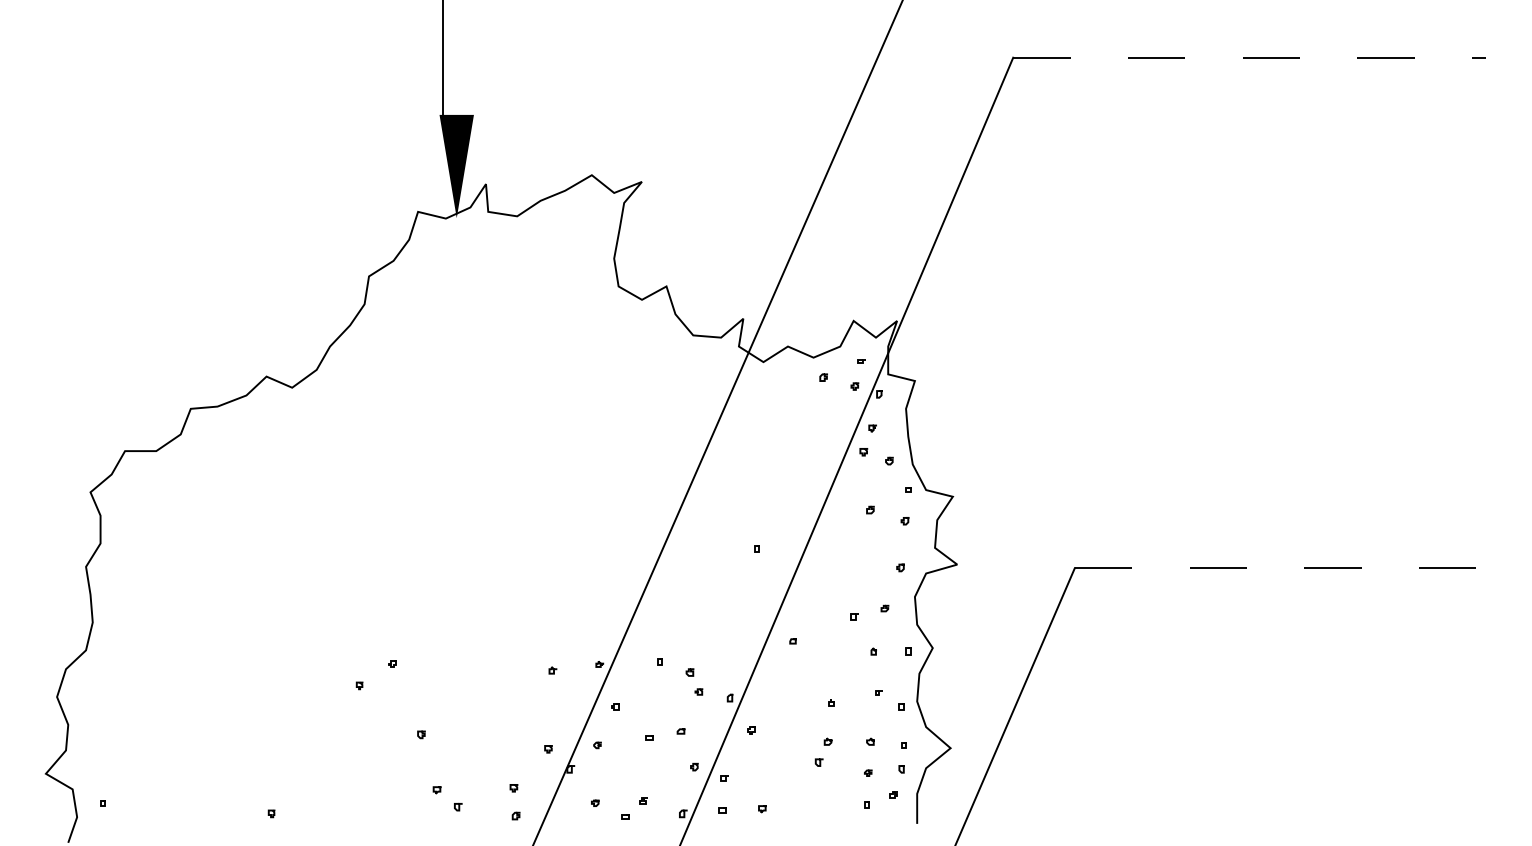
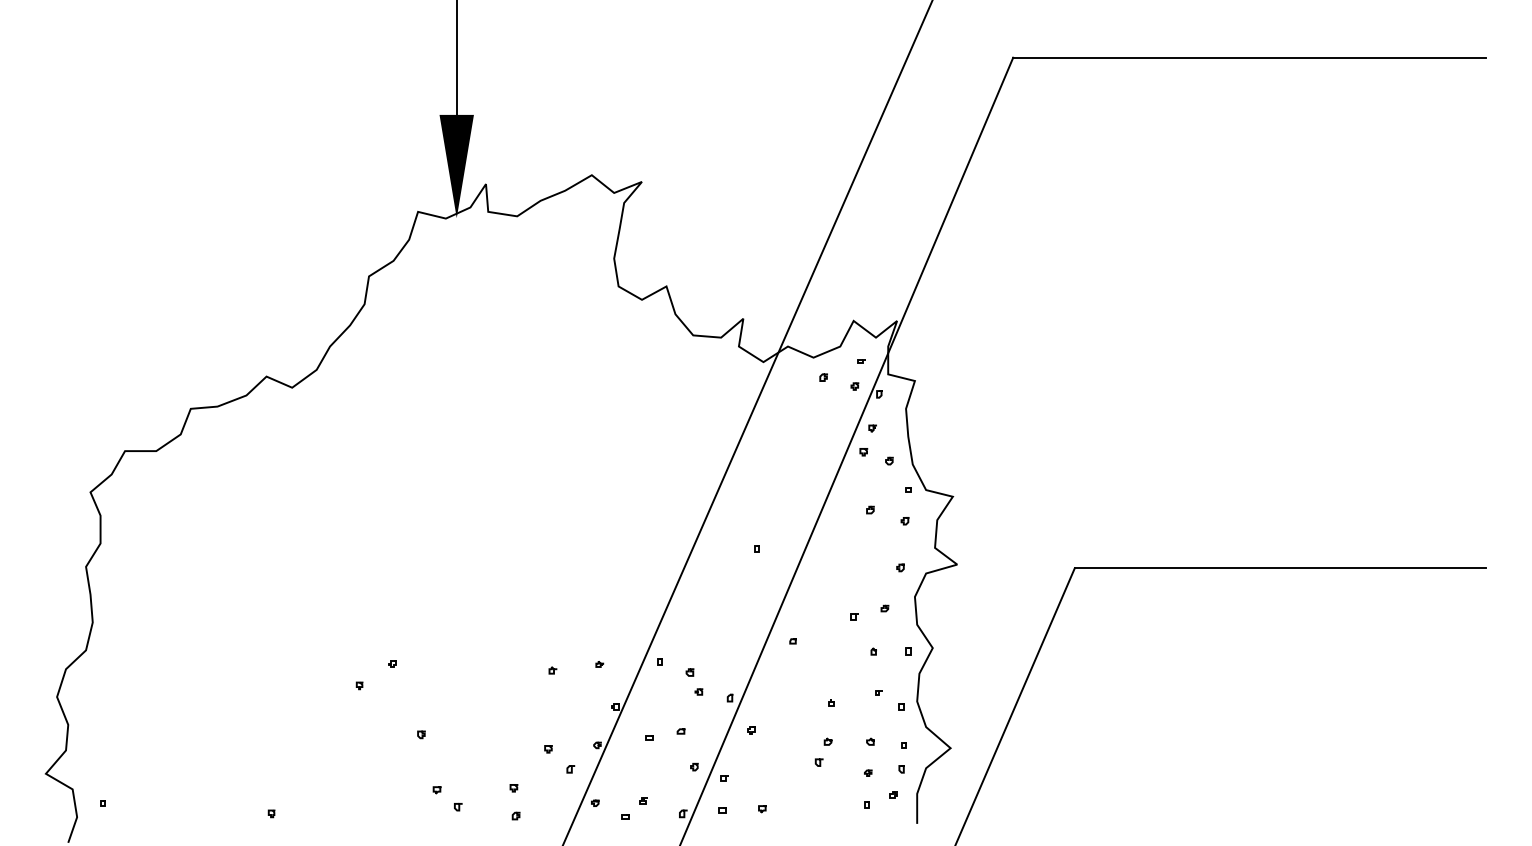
line: dashed -> solid (1250, 57)
line position: (442, 58) -> (456, 58) (456, 58)
line position: (717, 422) -> (747, 422) (747, 422)
line: dashed -> solid (1280, 568)
